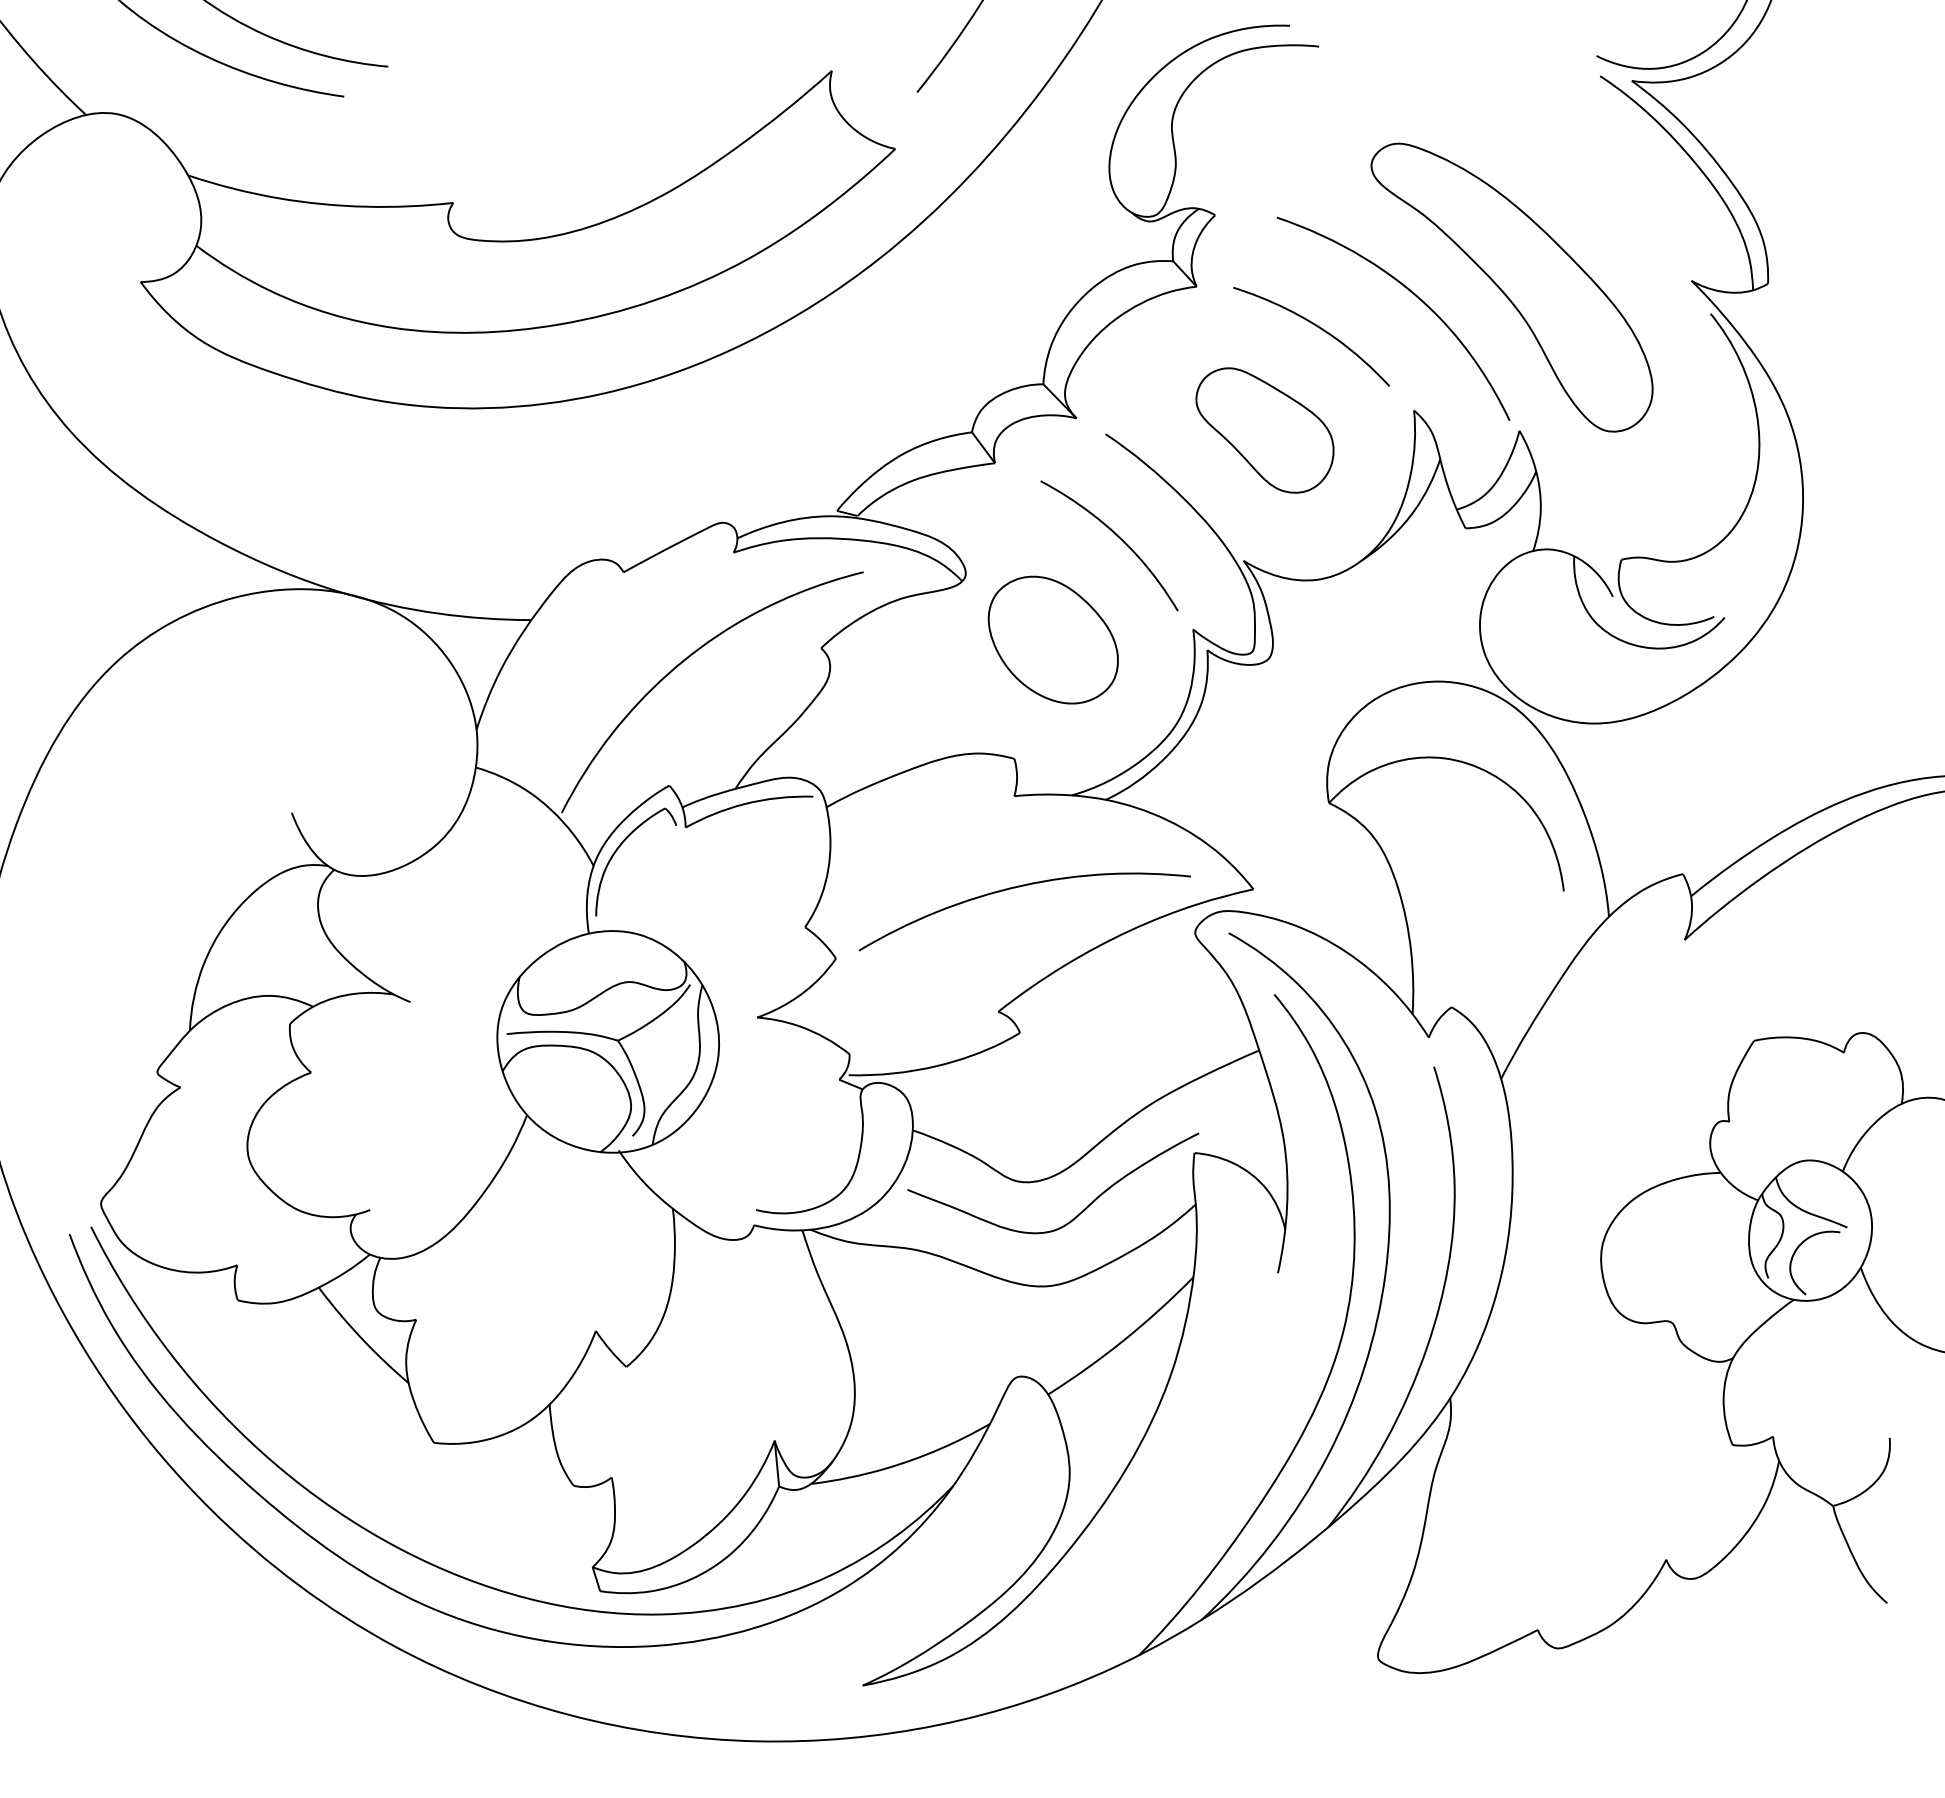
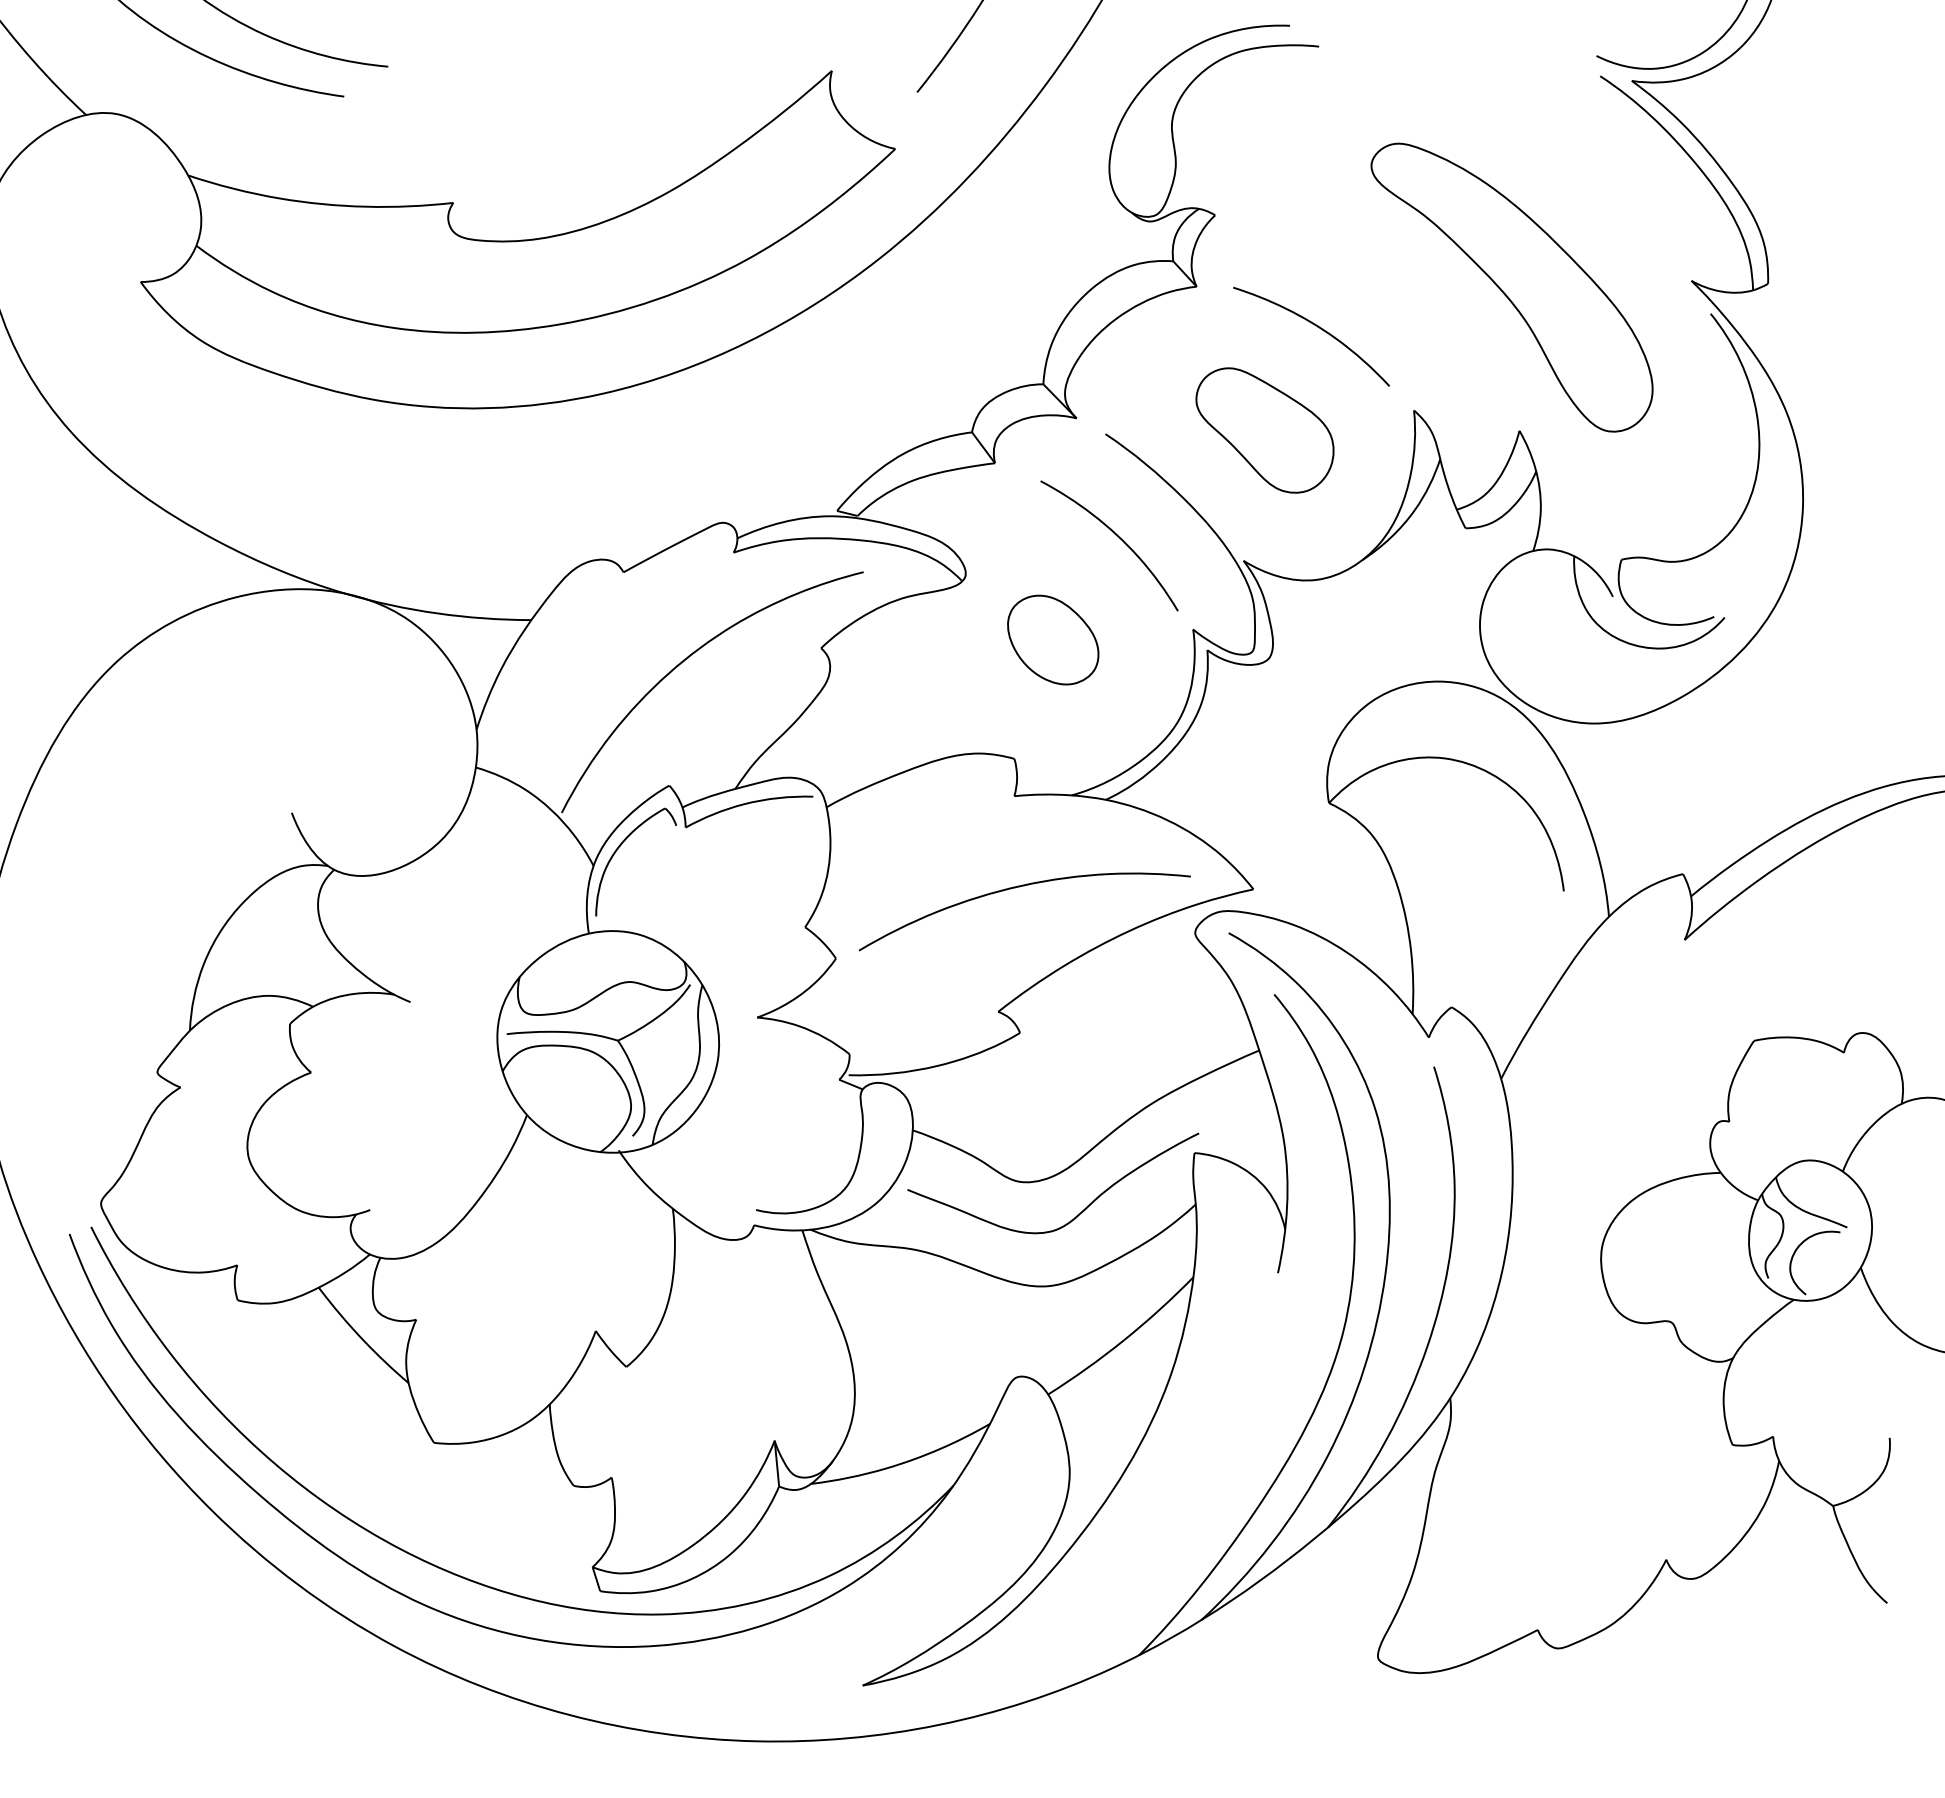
curve: present -> none (1410, 292)
part size: 132x130 px -> 93x92 px (1053, 639)
